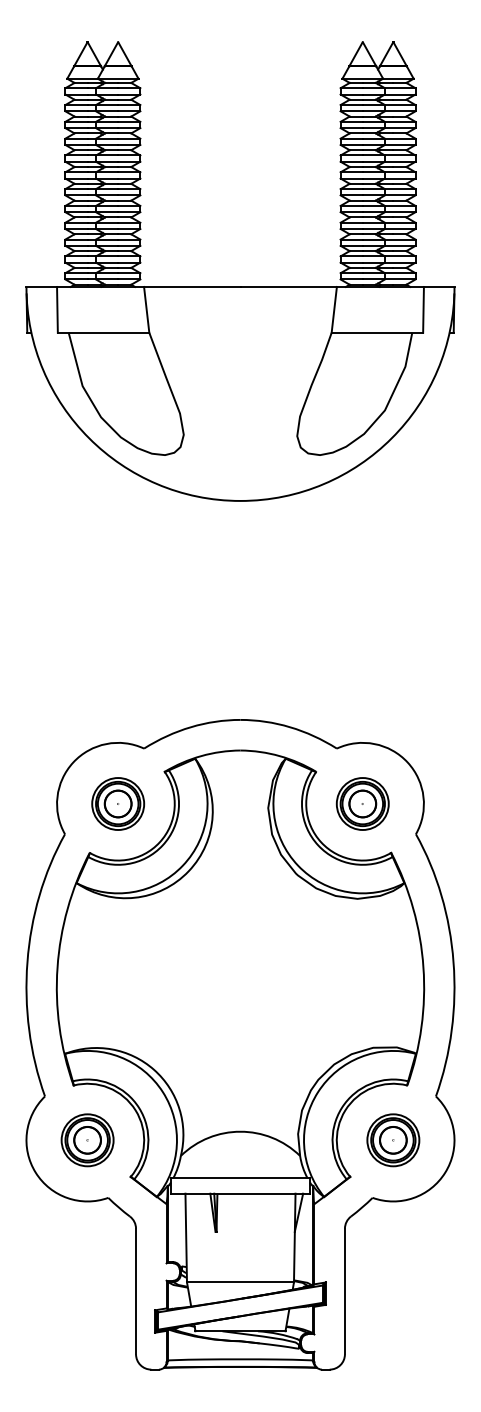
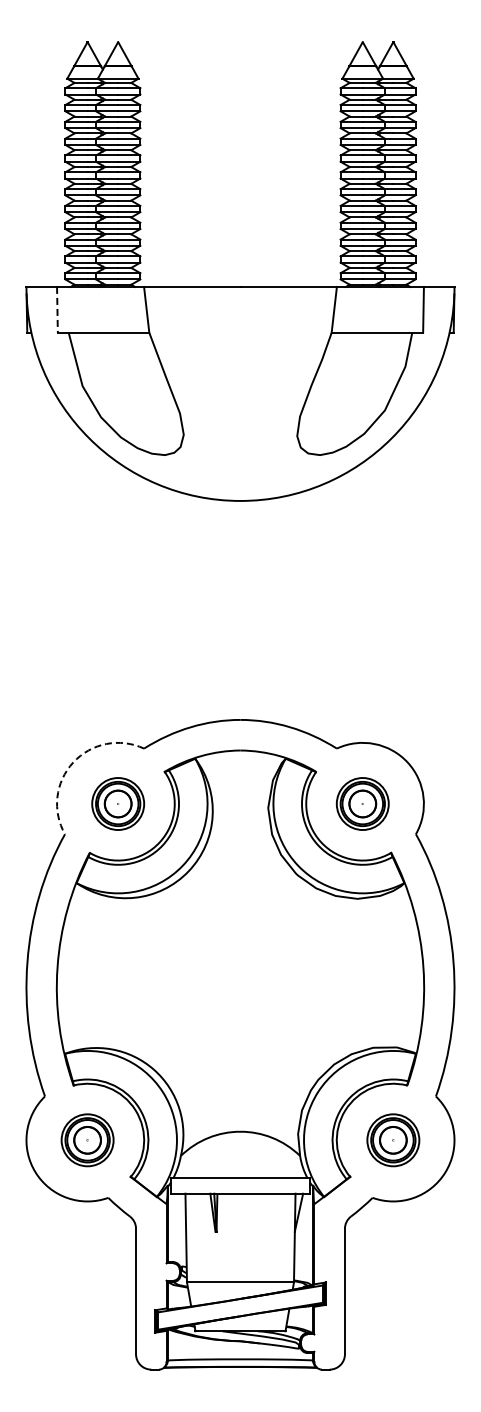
line: solid -> dashed (57, 309)
arc: solid -> dashed (73, 762)
